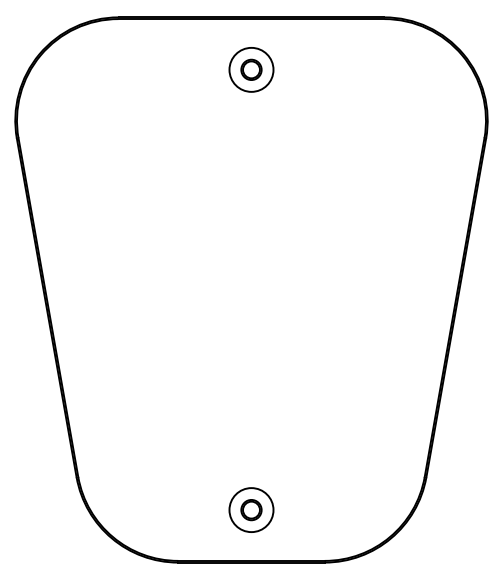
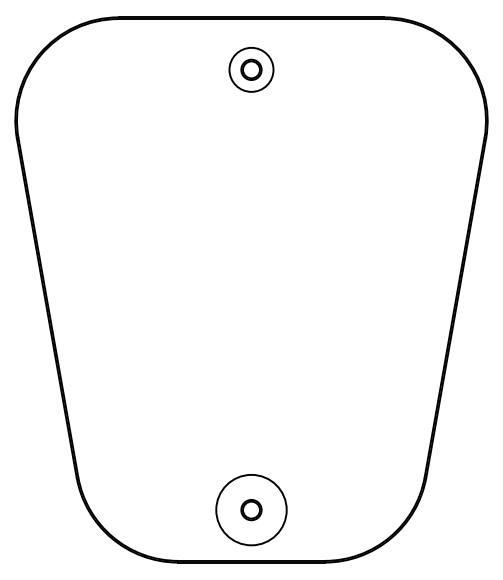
circle diameter: 44 px -> 70 px (251, 509)
